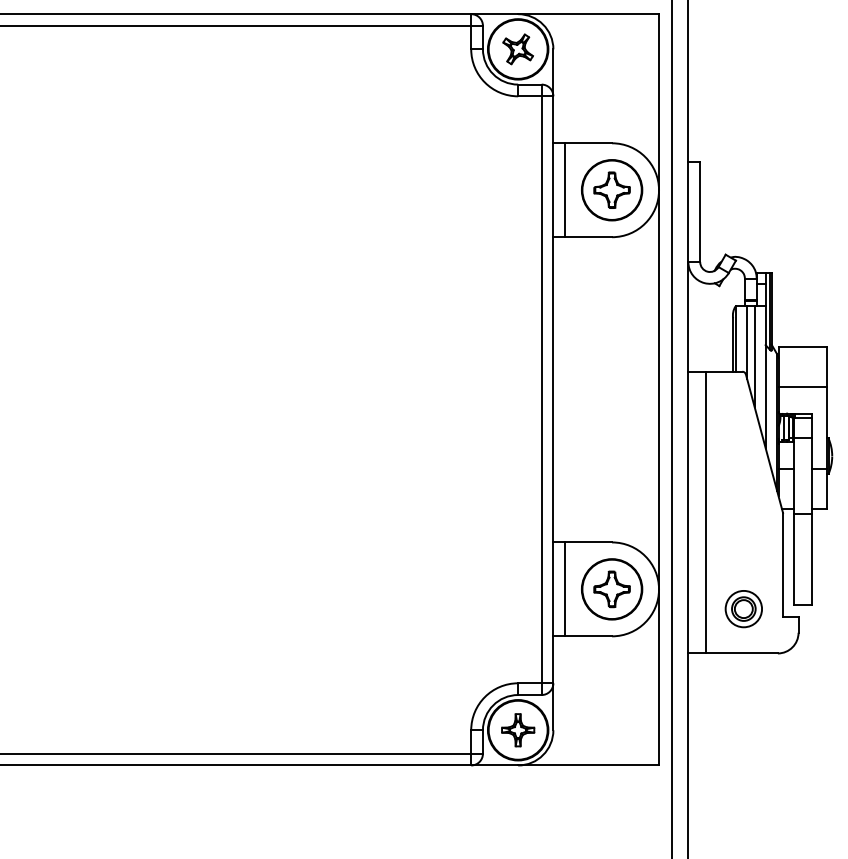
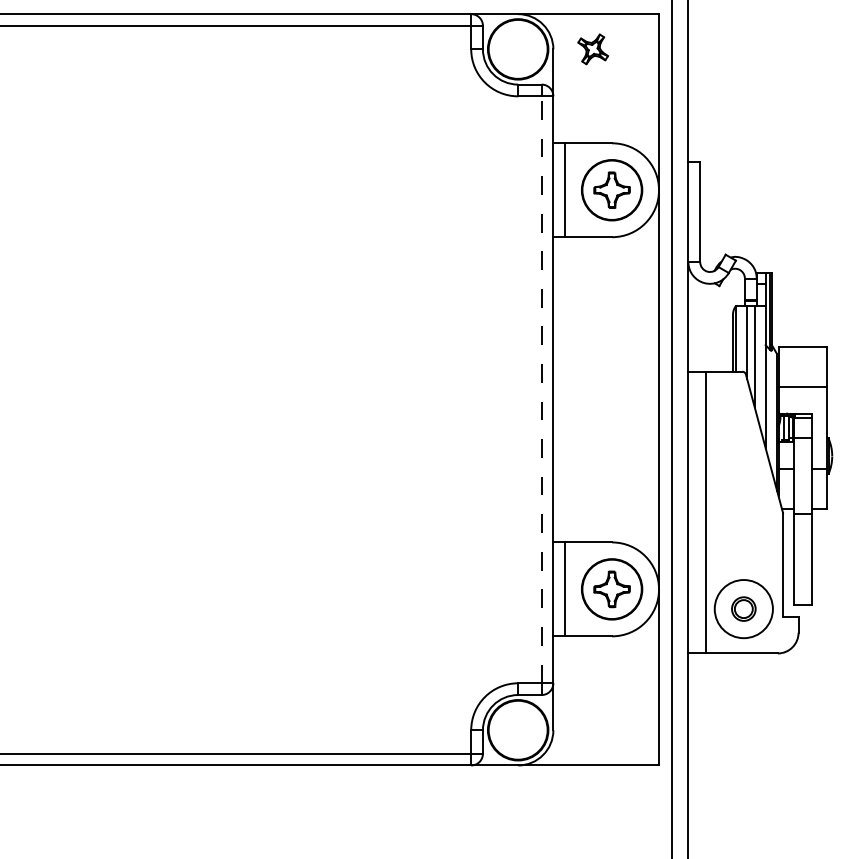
part position: (517, 49) -> (592, 49) (592, 49)
line: solid -> dashed (541, 389)
circle diameter: 36 px -> 58 px (743, 609)
part: present -> none (518, 730)
